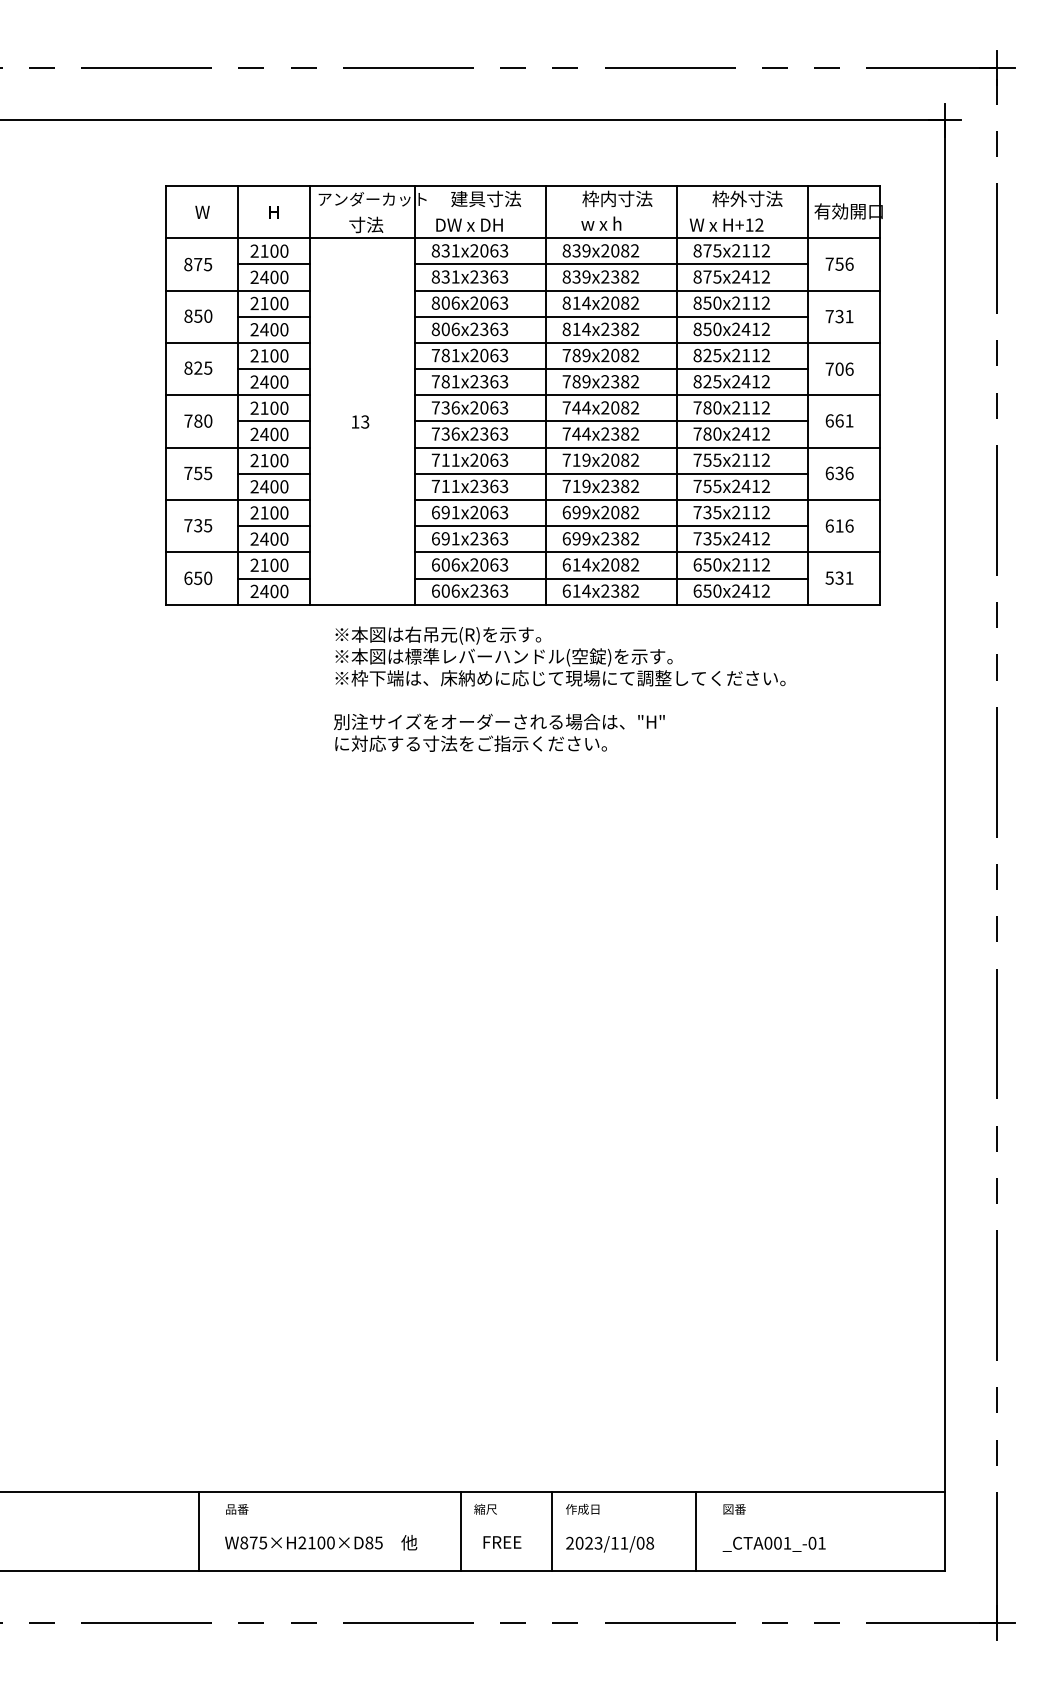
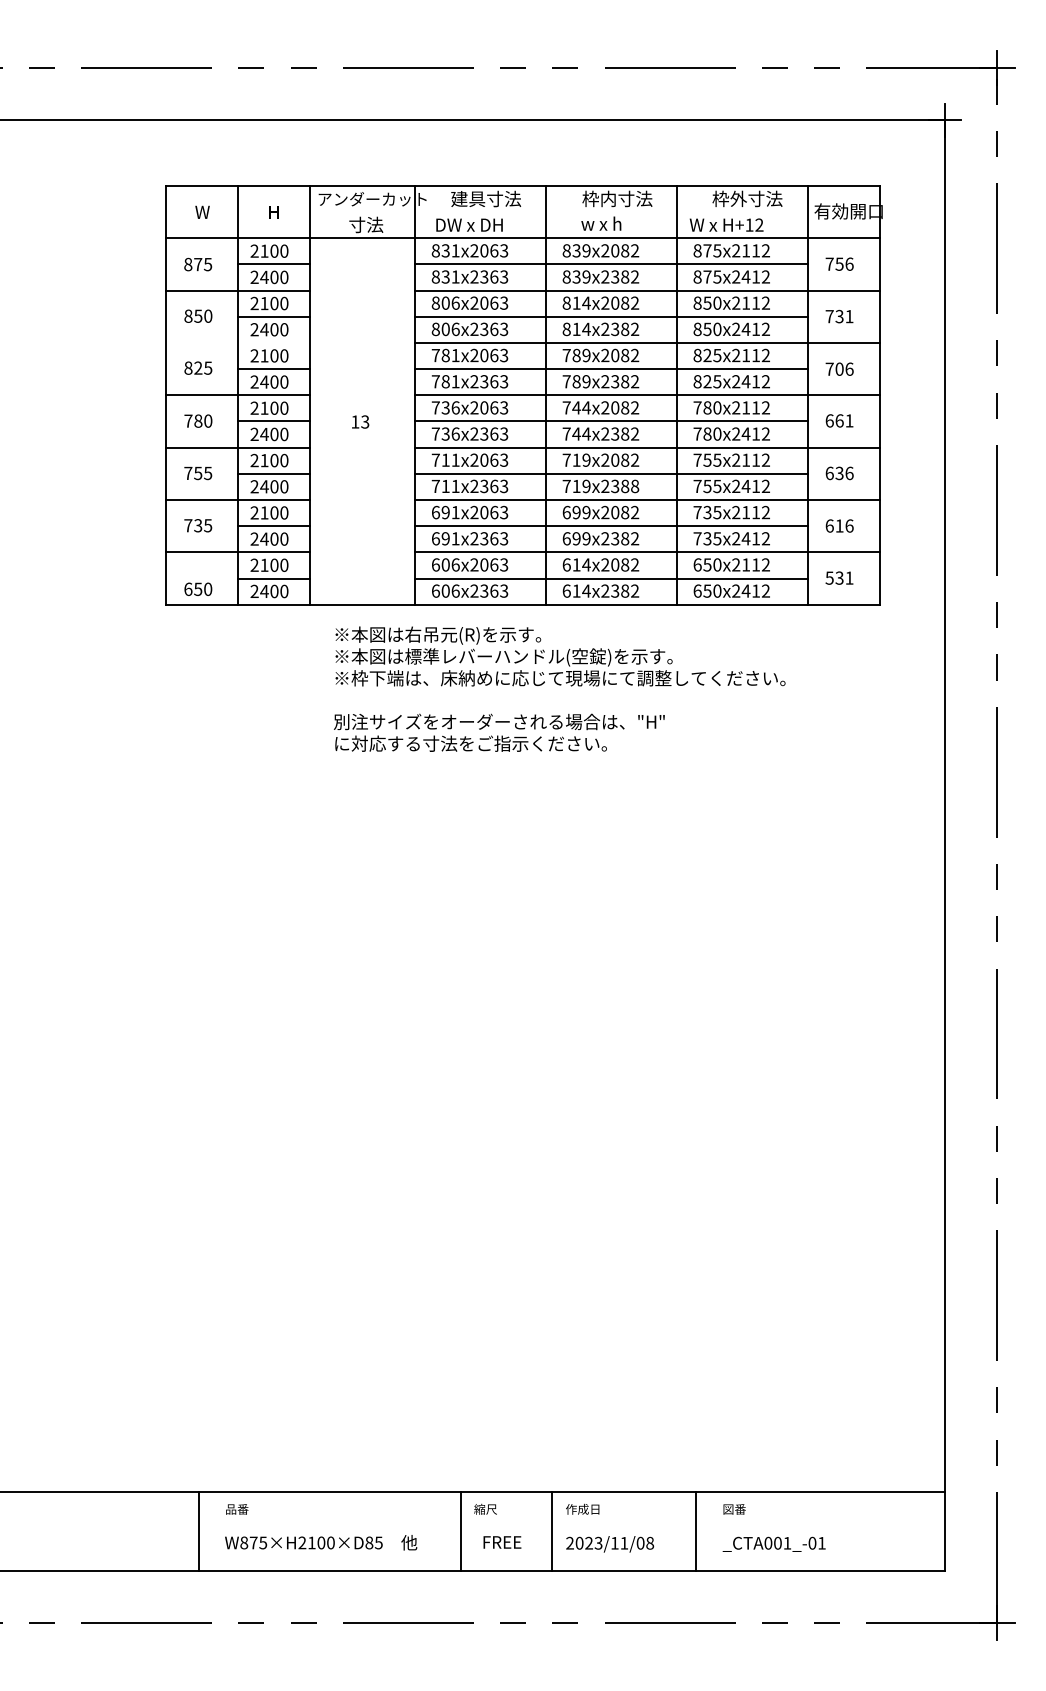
line: present -> none (238, 342)
text: 719x2382 -> 719x2388 (635, 486)
text position: (198, 577) -> (198, 588) (198, 588)
